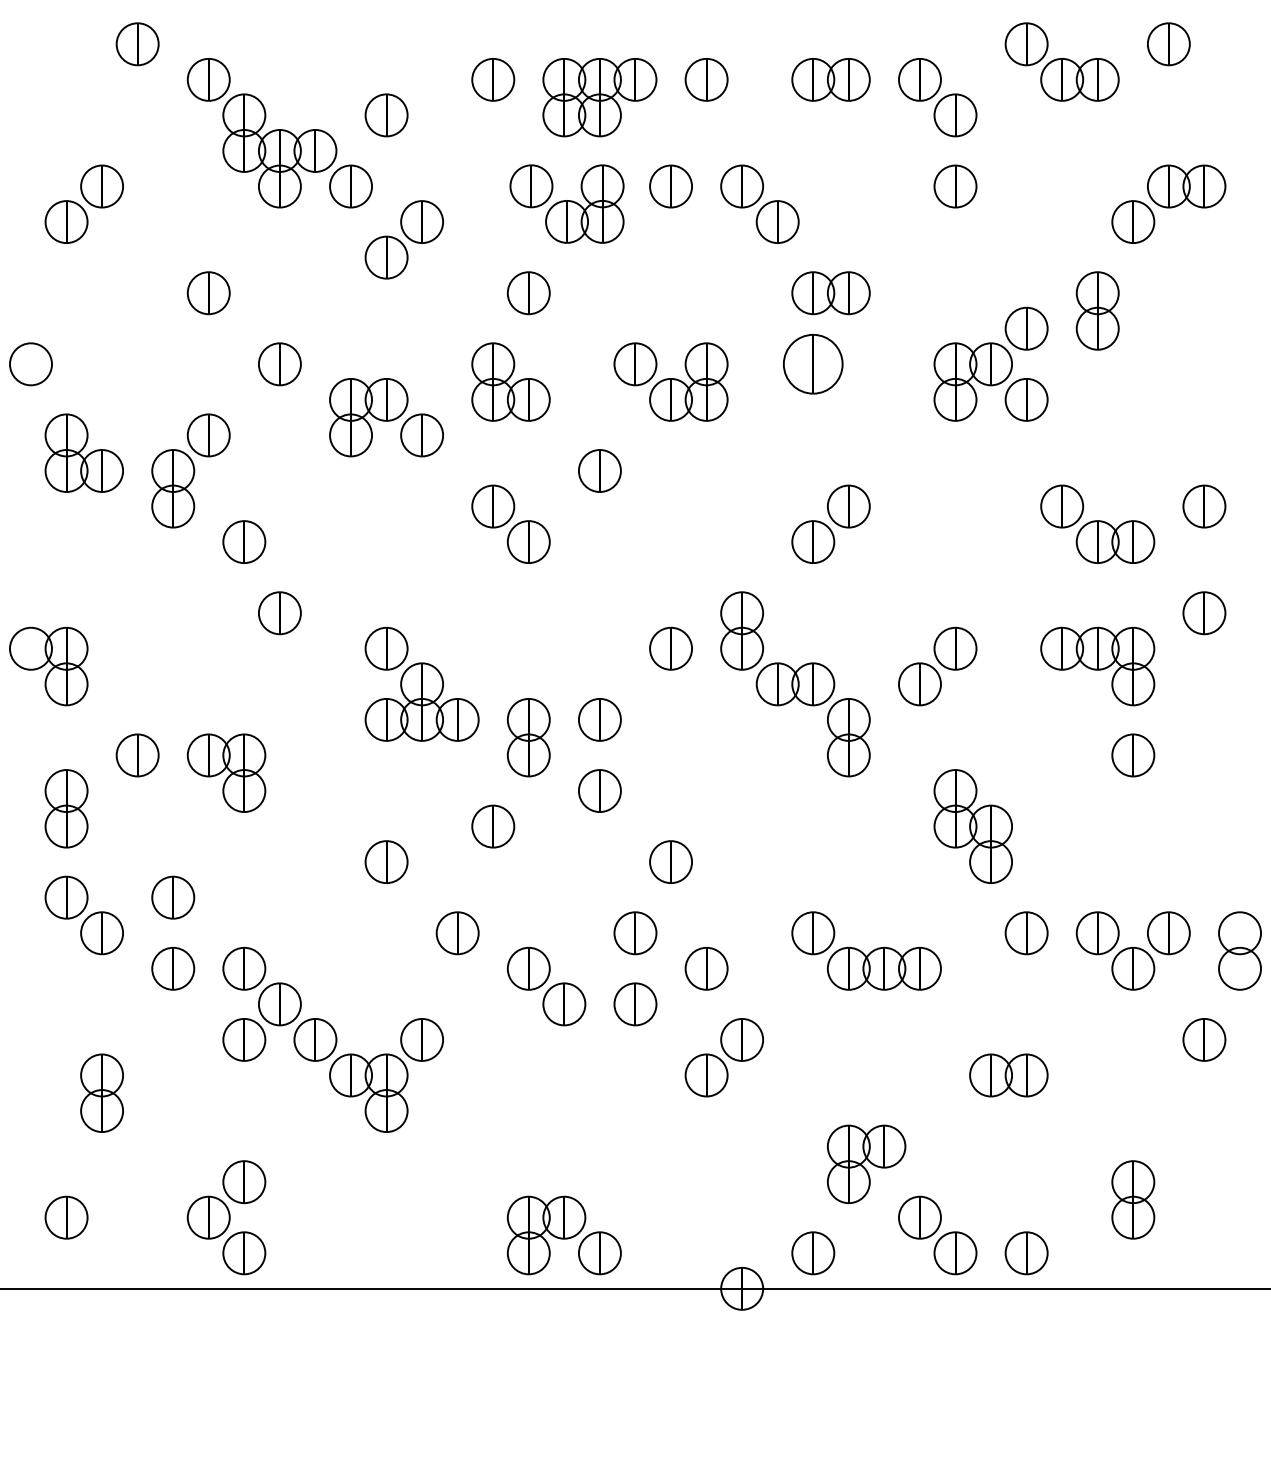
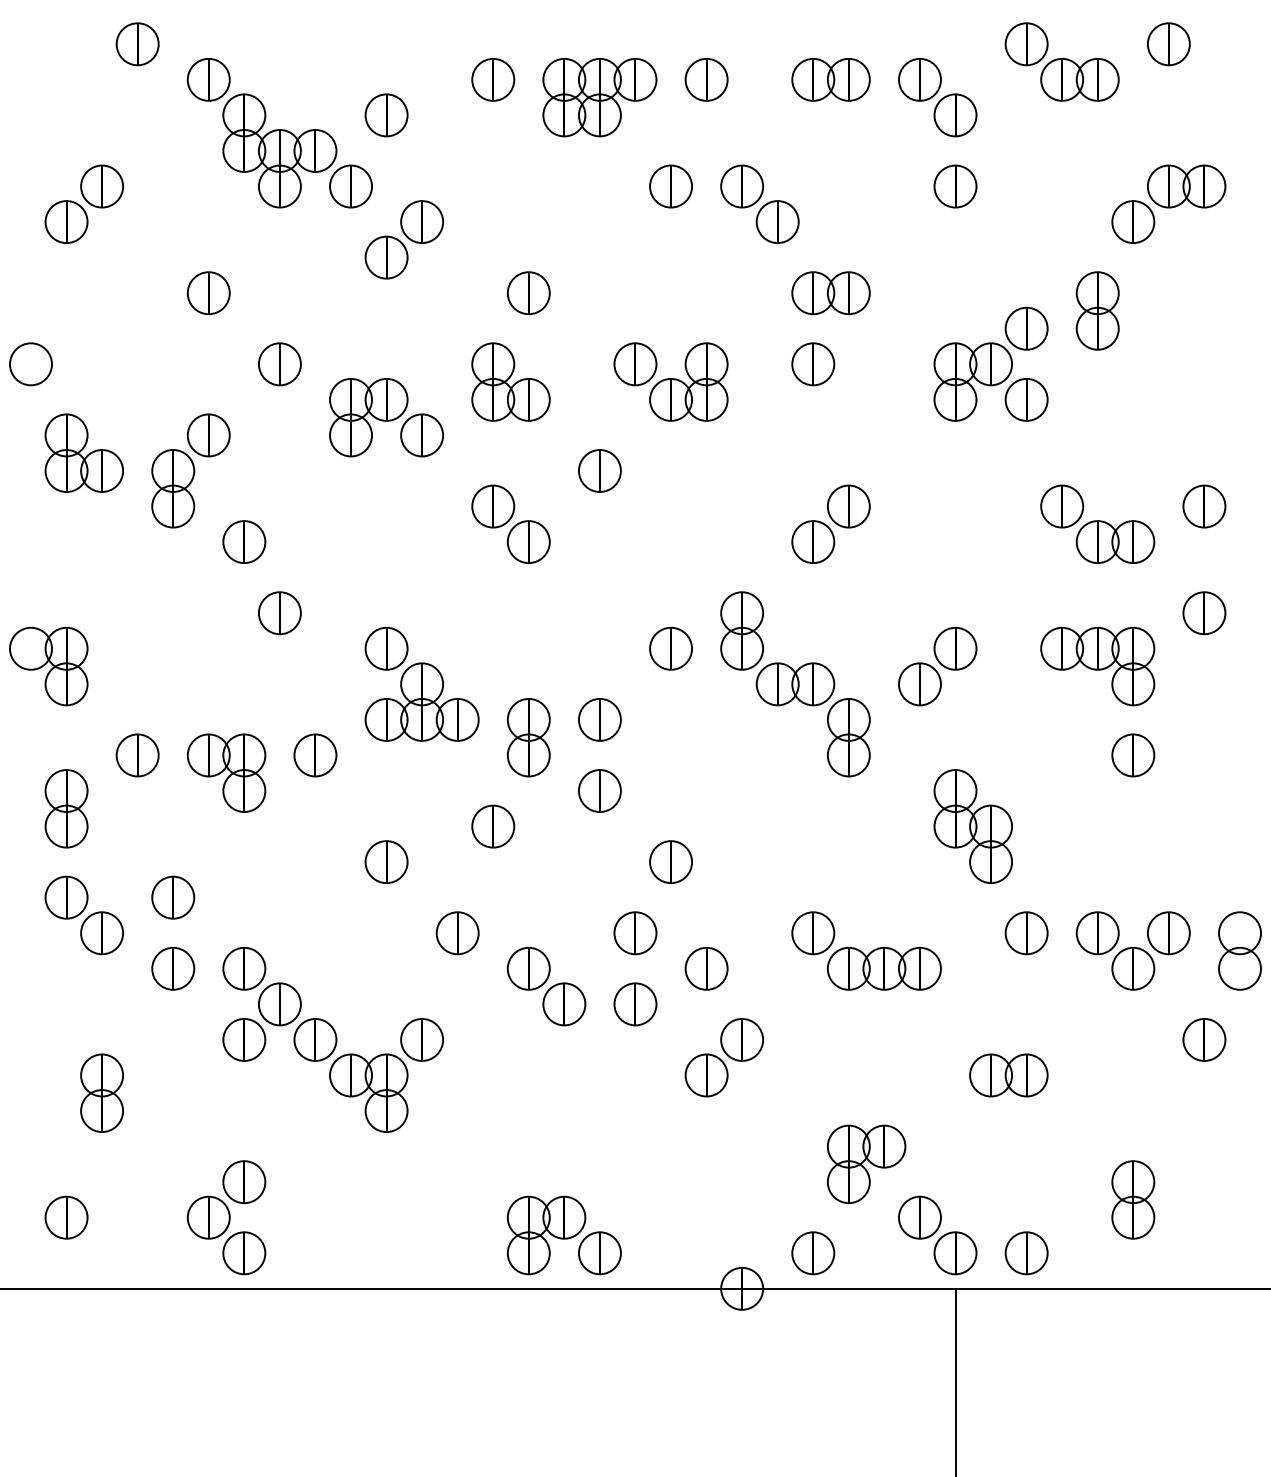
part: present -> none (566, 203)
part size: 61x61 px -> 45x45 px (813, 364)
part: none -> present (315, 755)
line: none -> present (955, 1380)
